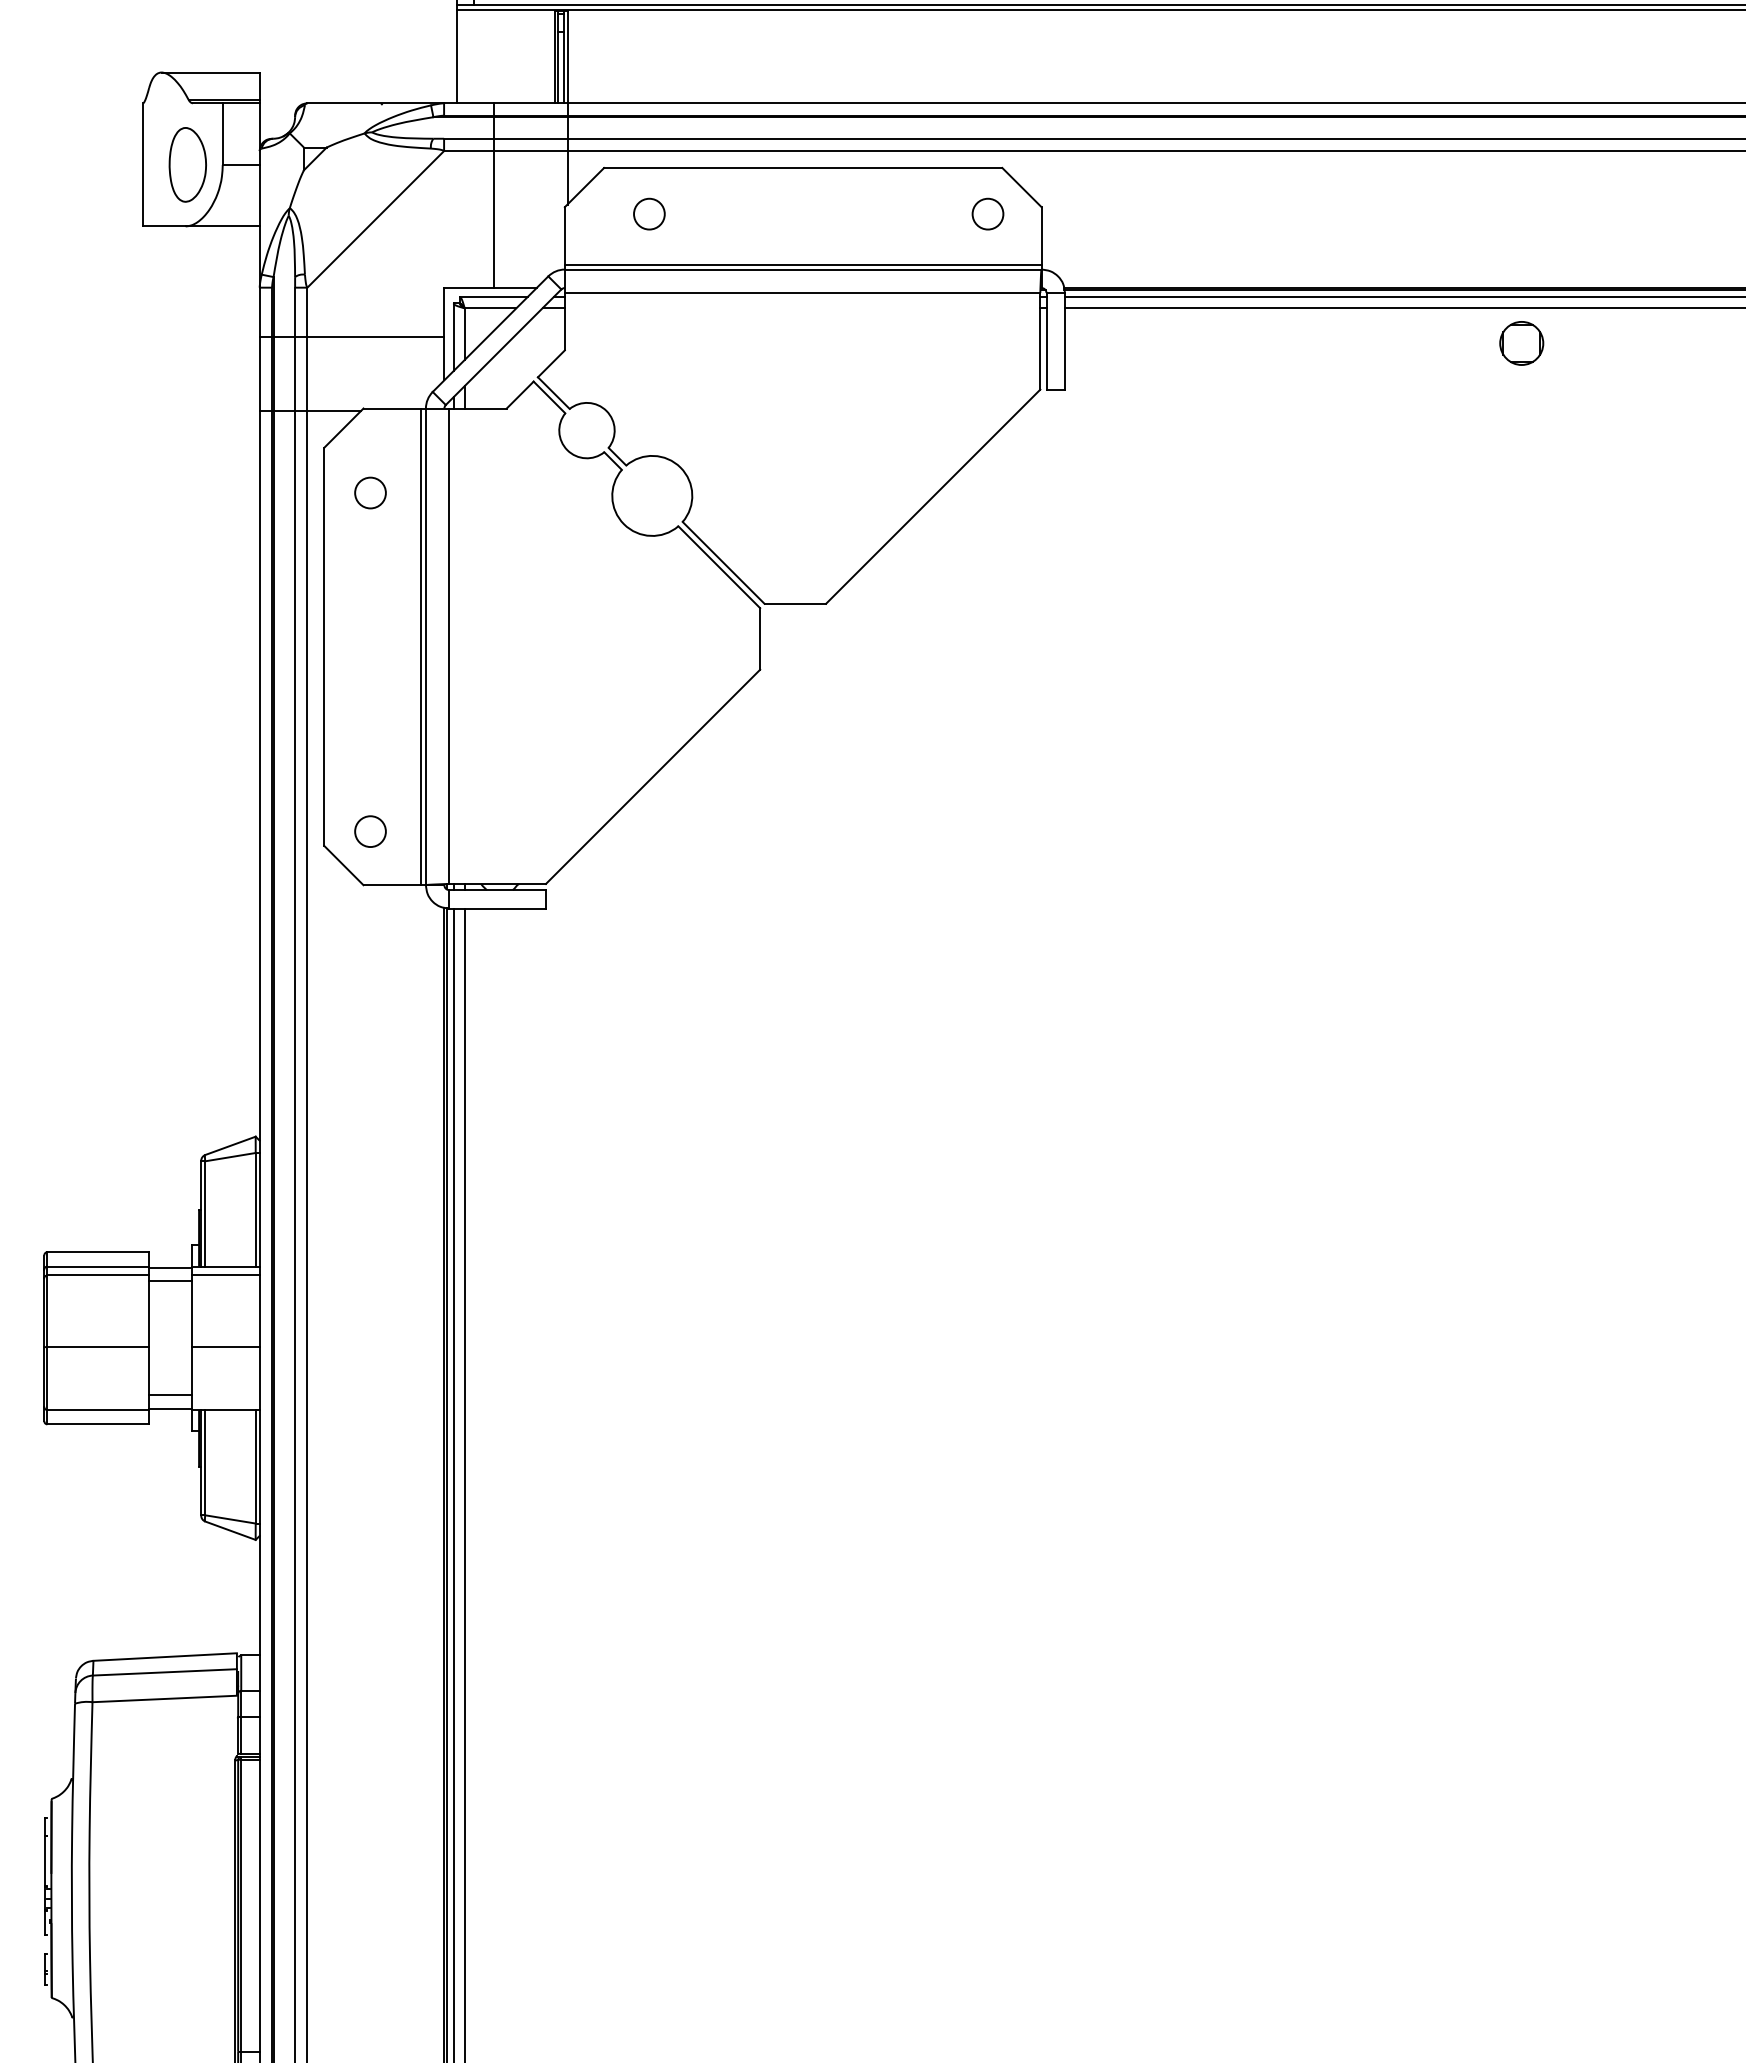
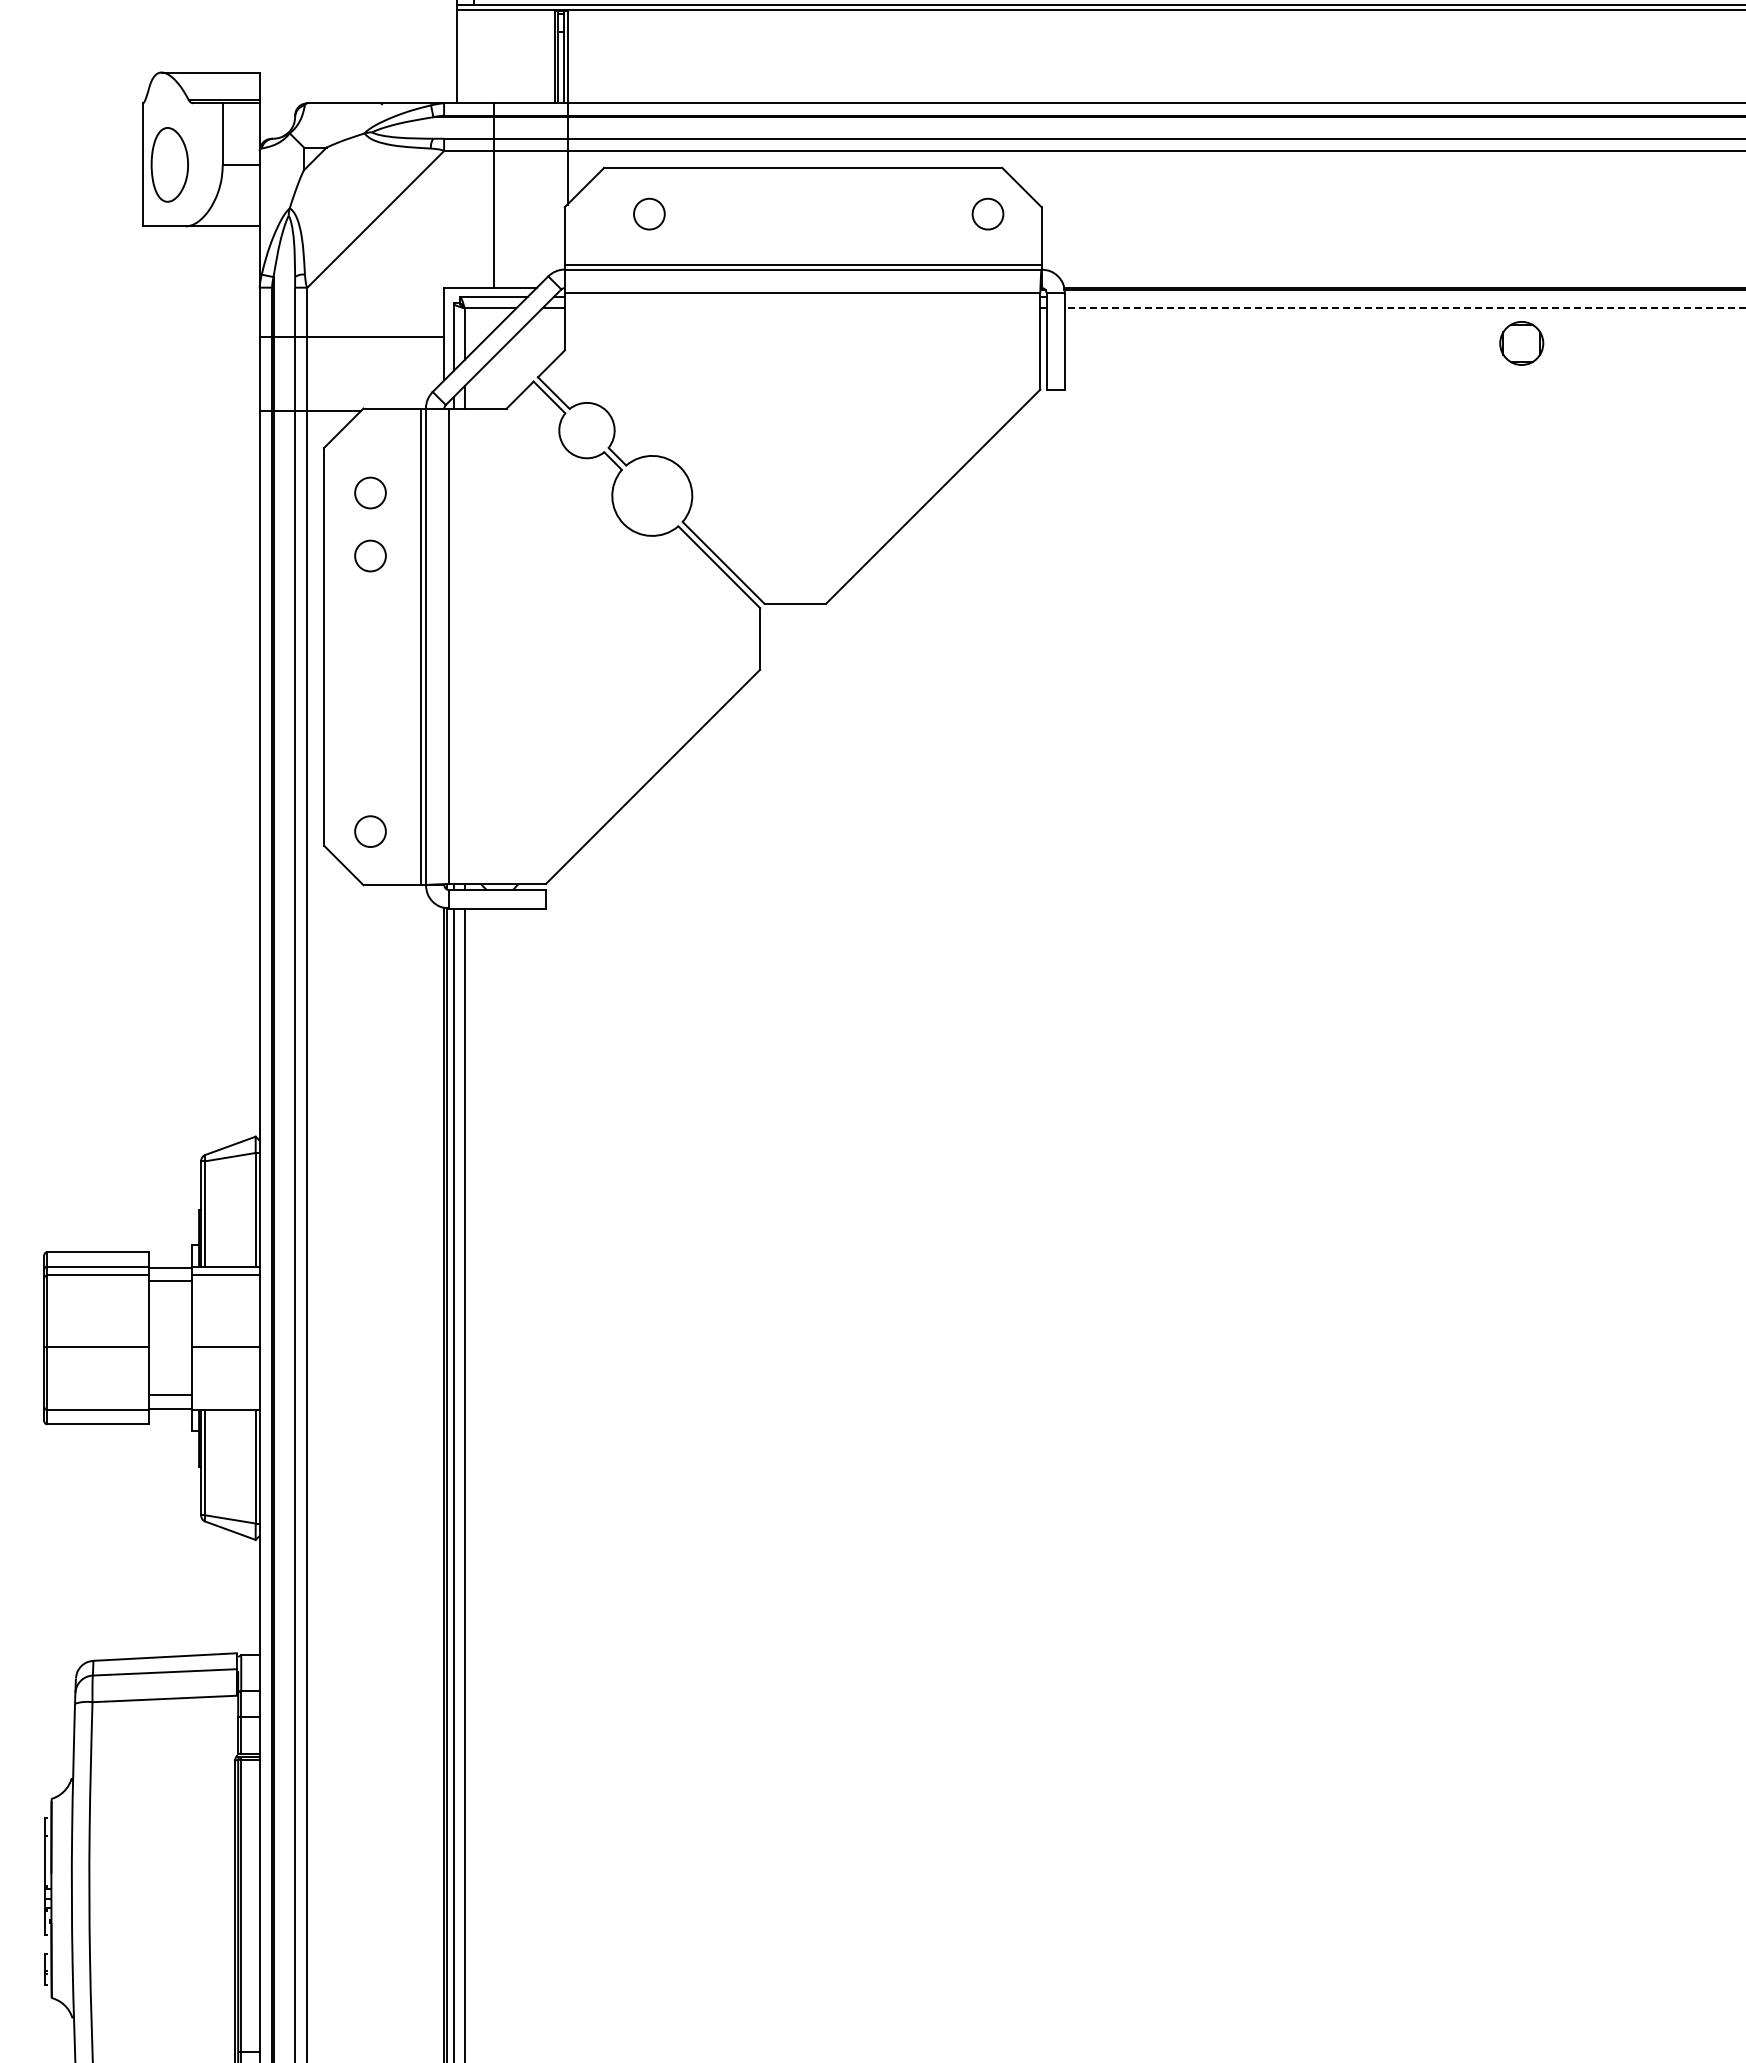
part position: (187, 164) -> (169, 164) (169, 164)
line: present -> none (1403, 297)
line: solid -> dashed (1404, 308)
circle: none -> present (370, 555)
